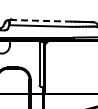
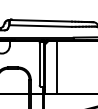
line: dashed -> solid (40, 20)
line: none -> present (57, 67)
